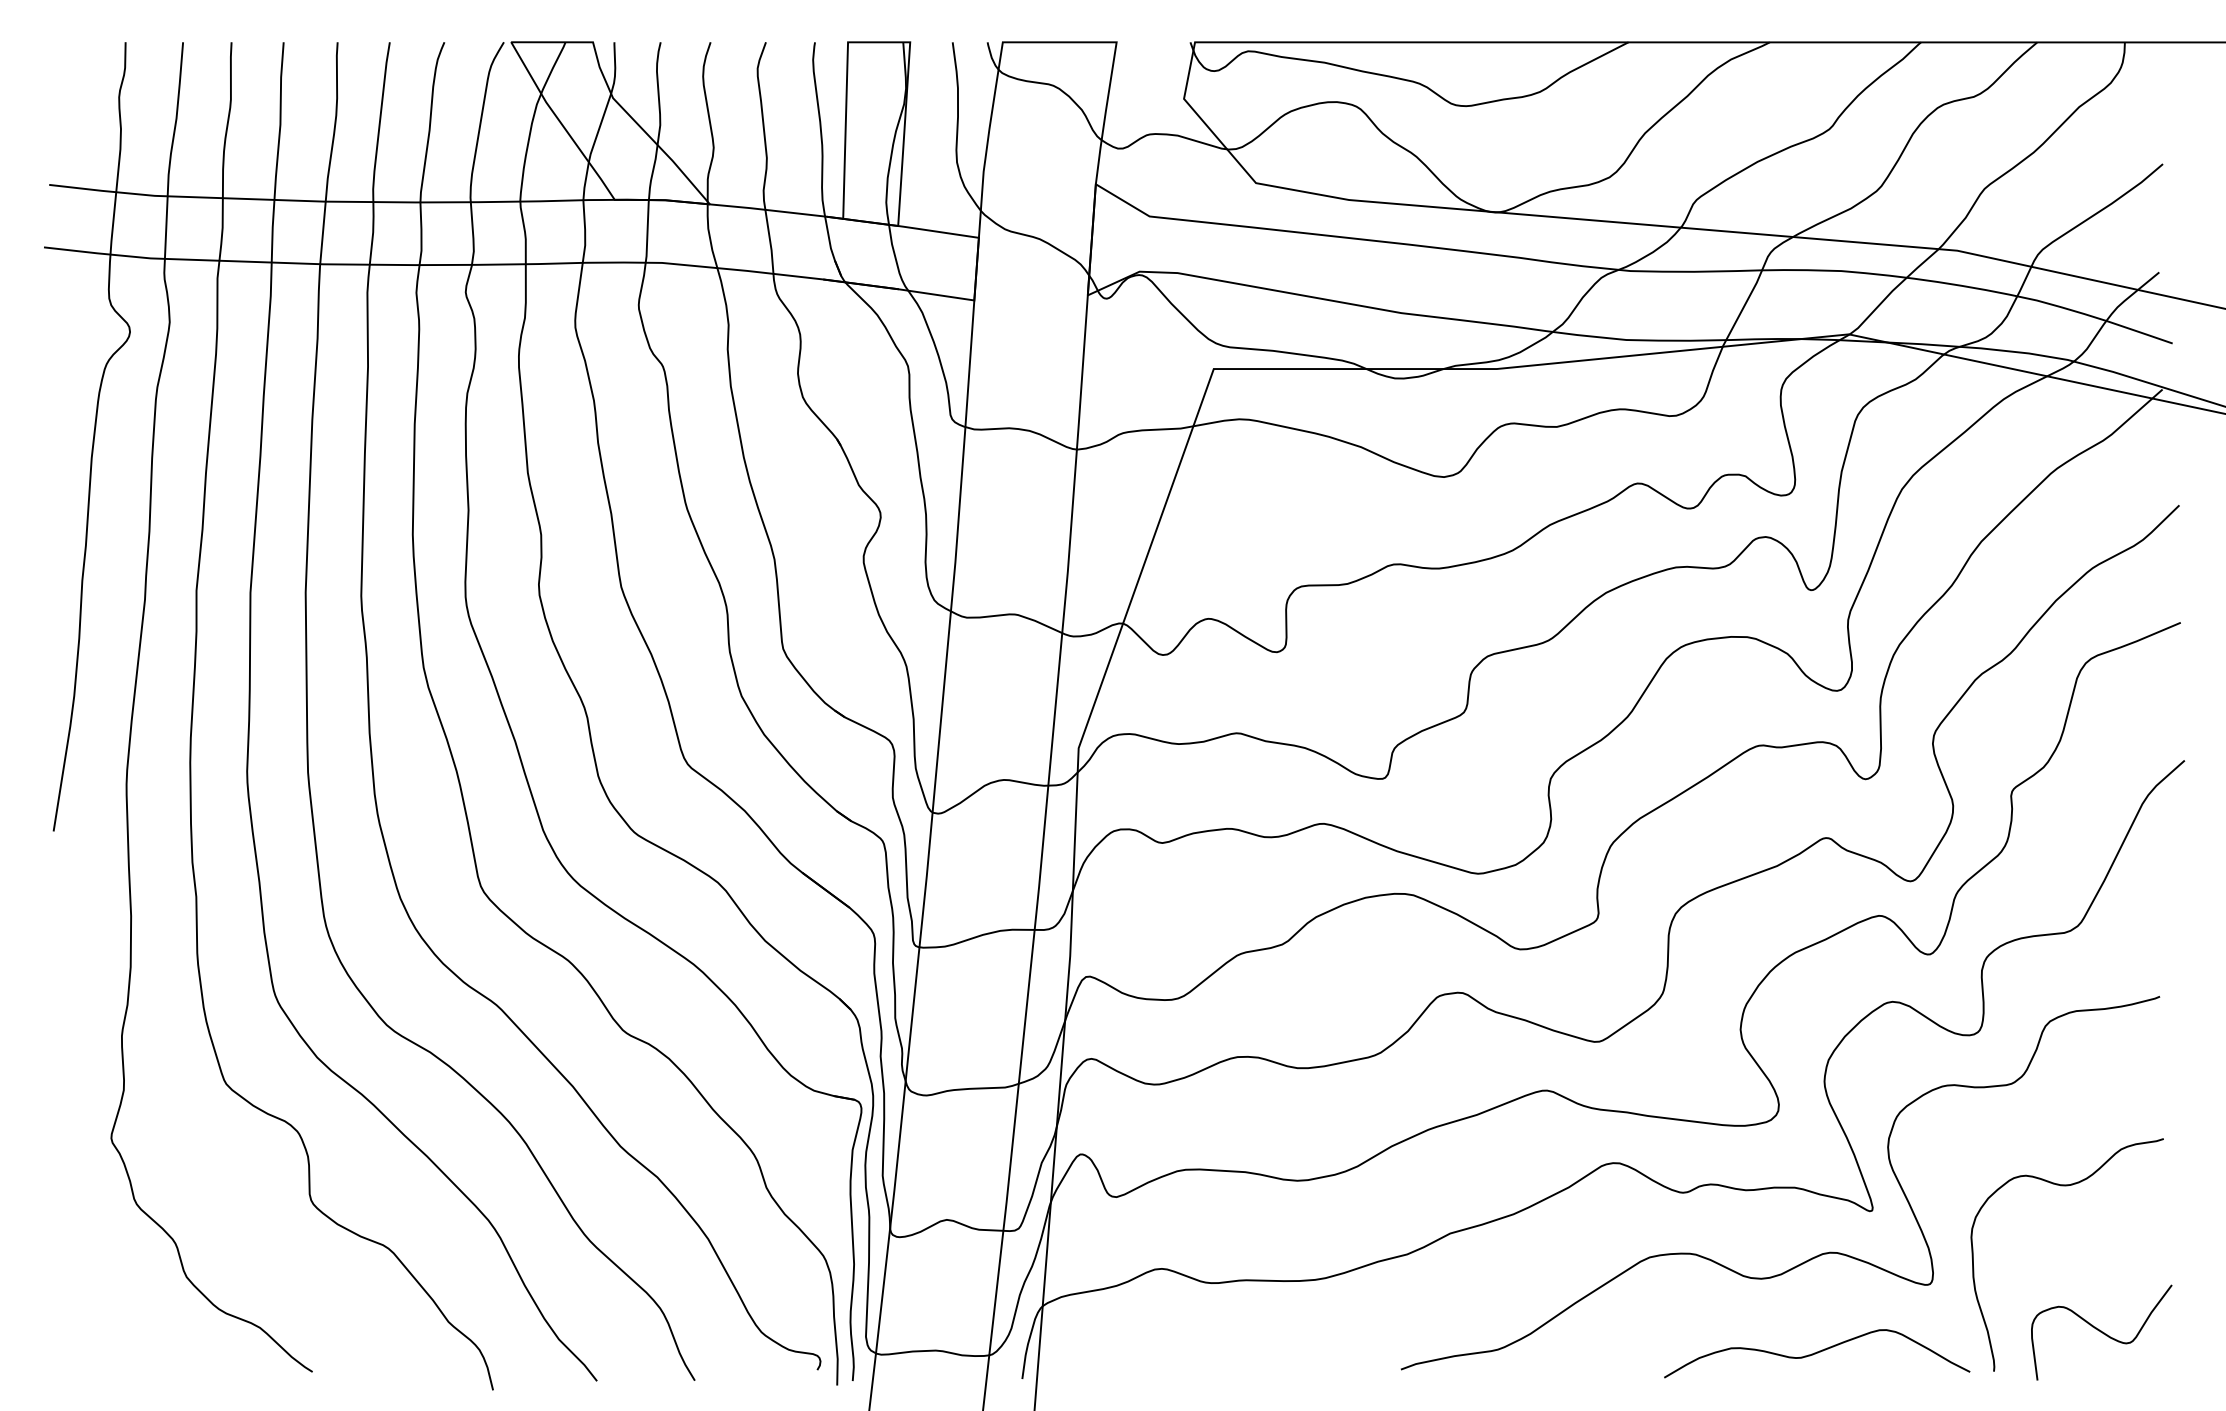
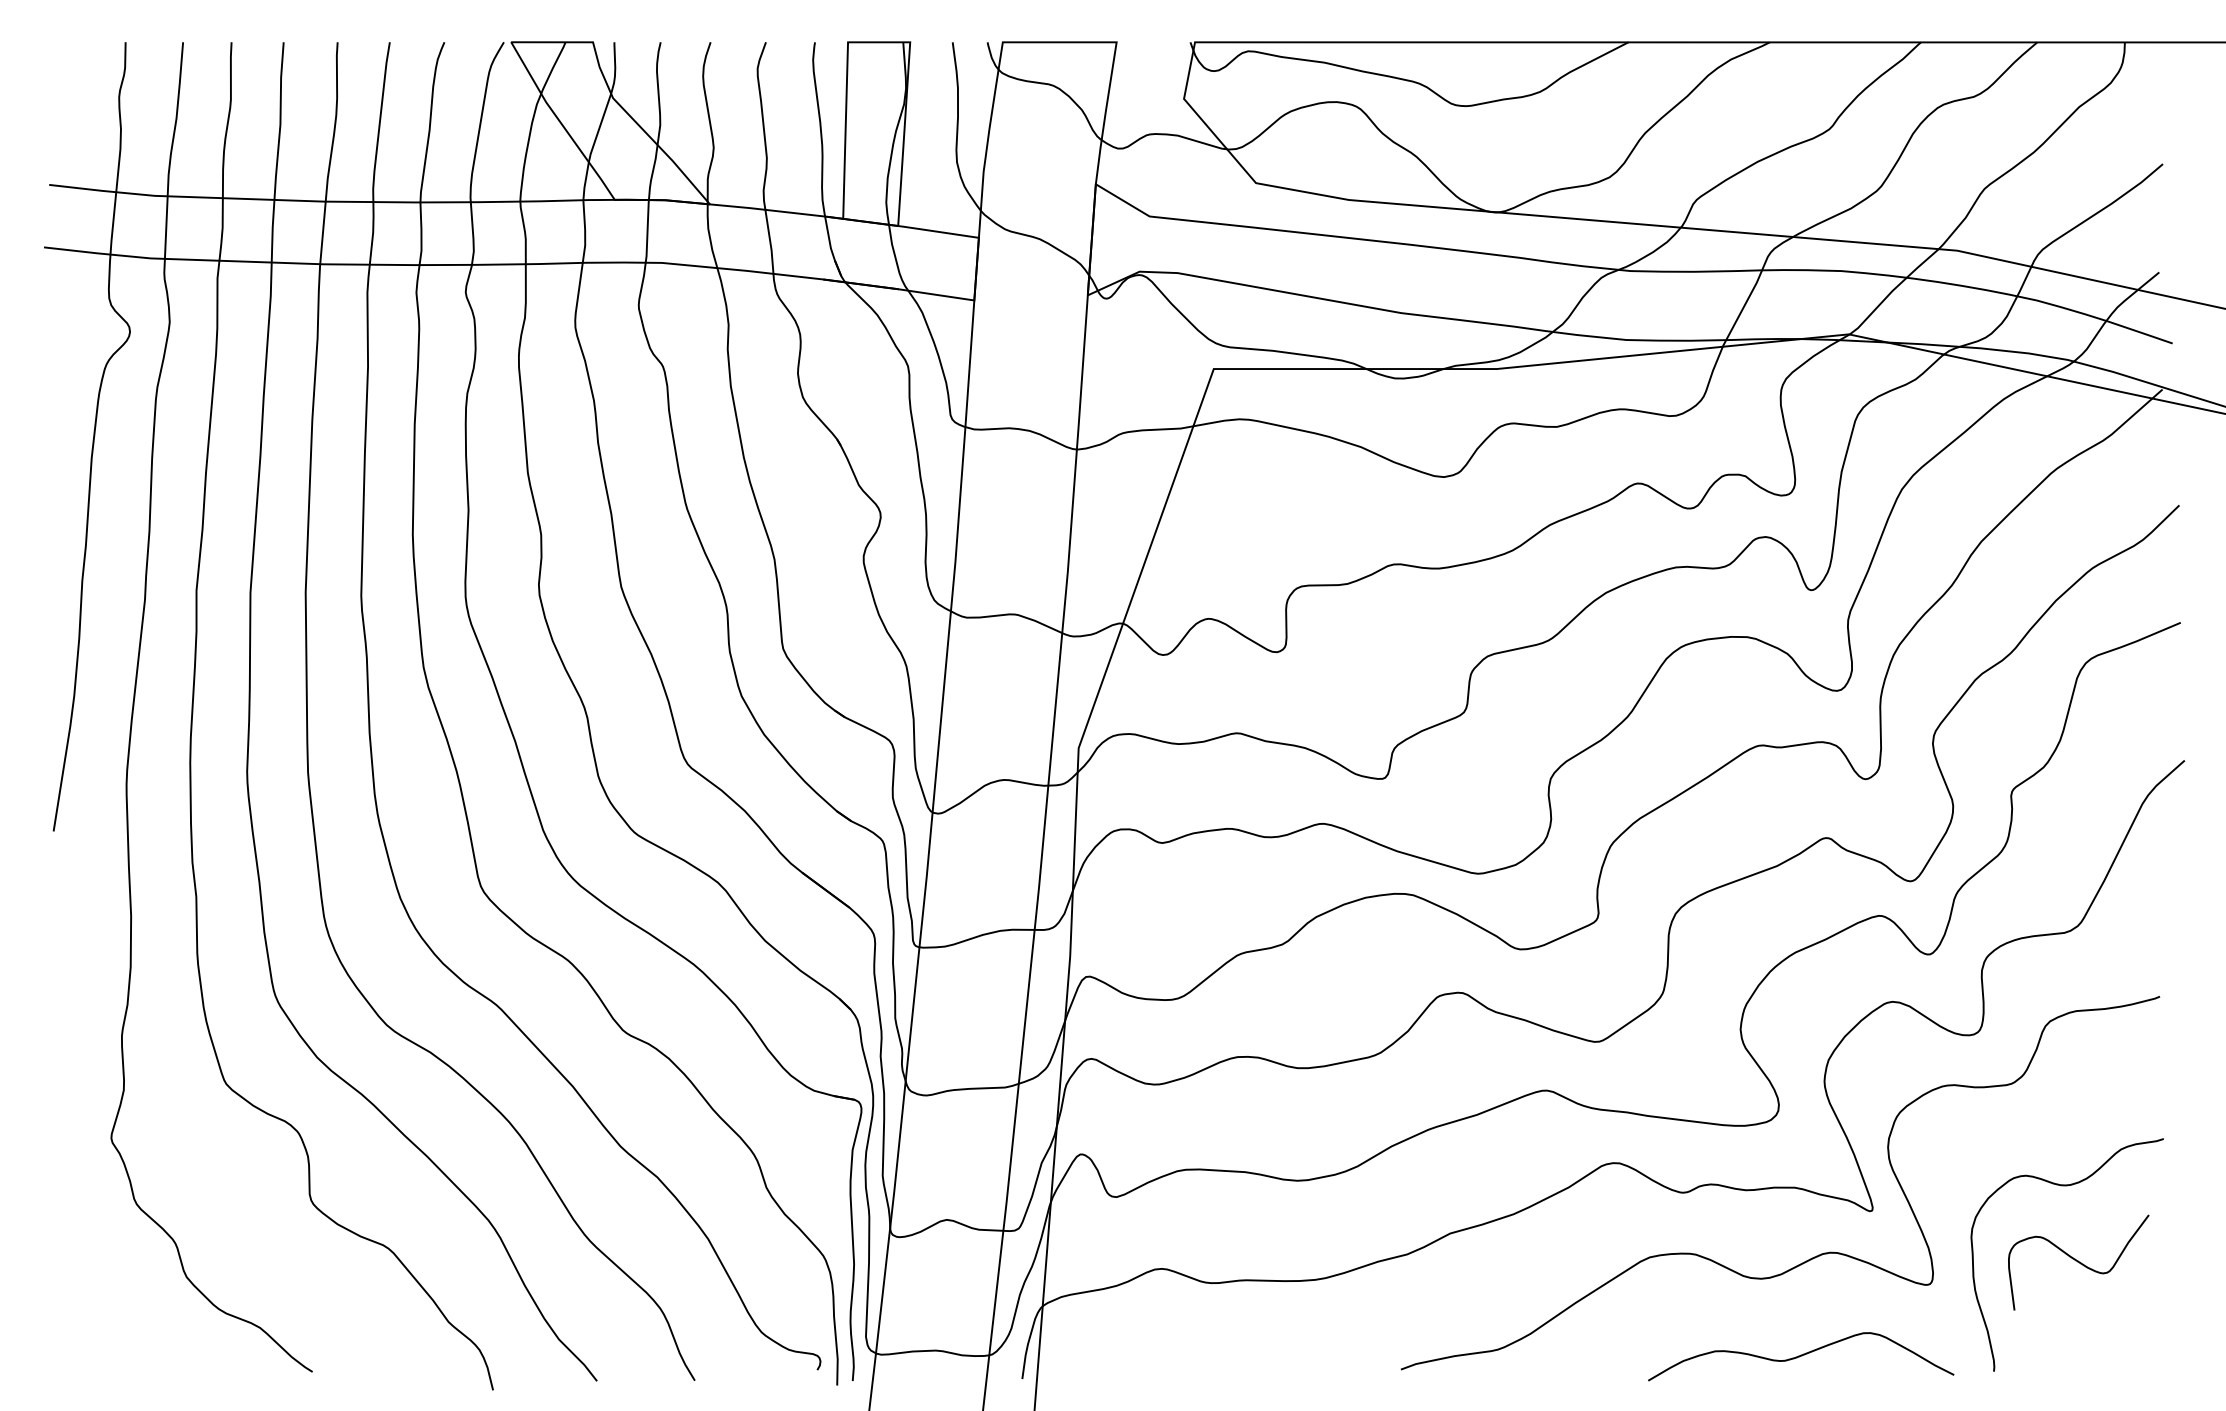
curve position: (2101, 1332) -> (2078, 1262) (2078, 1262)
curve position: (1817, 1353) -> (1801, 1356) (1801, 1356)
